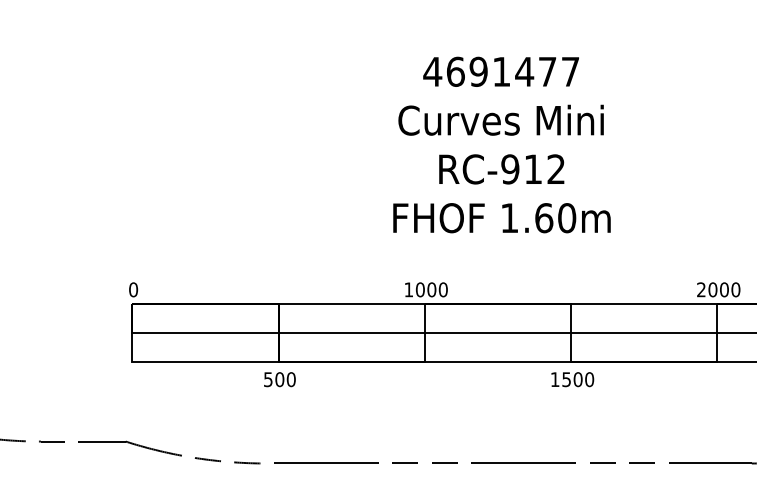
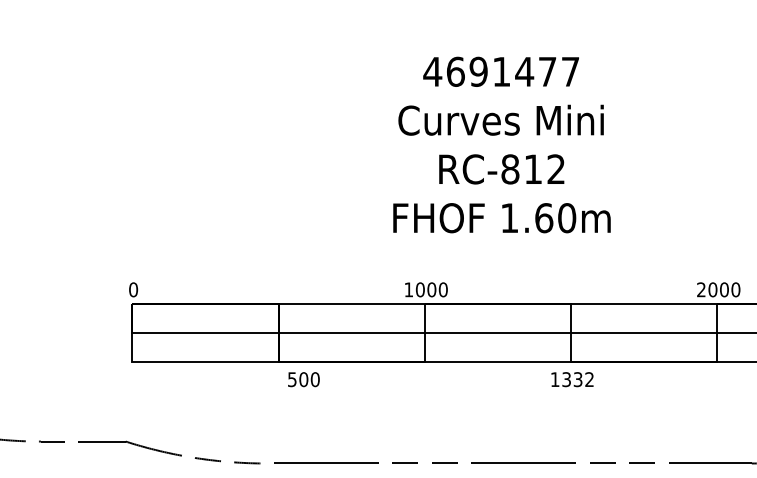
text: RC-912 -> RC-812 (510, 169)
text position: (279, 379) -> (303, 379) (303, 379)
text: 1500 -> 1332 (578, 379)
